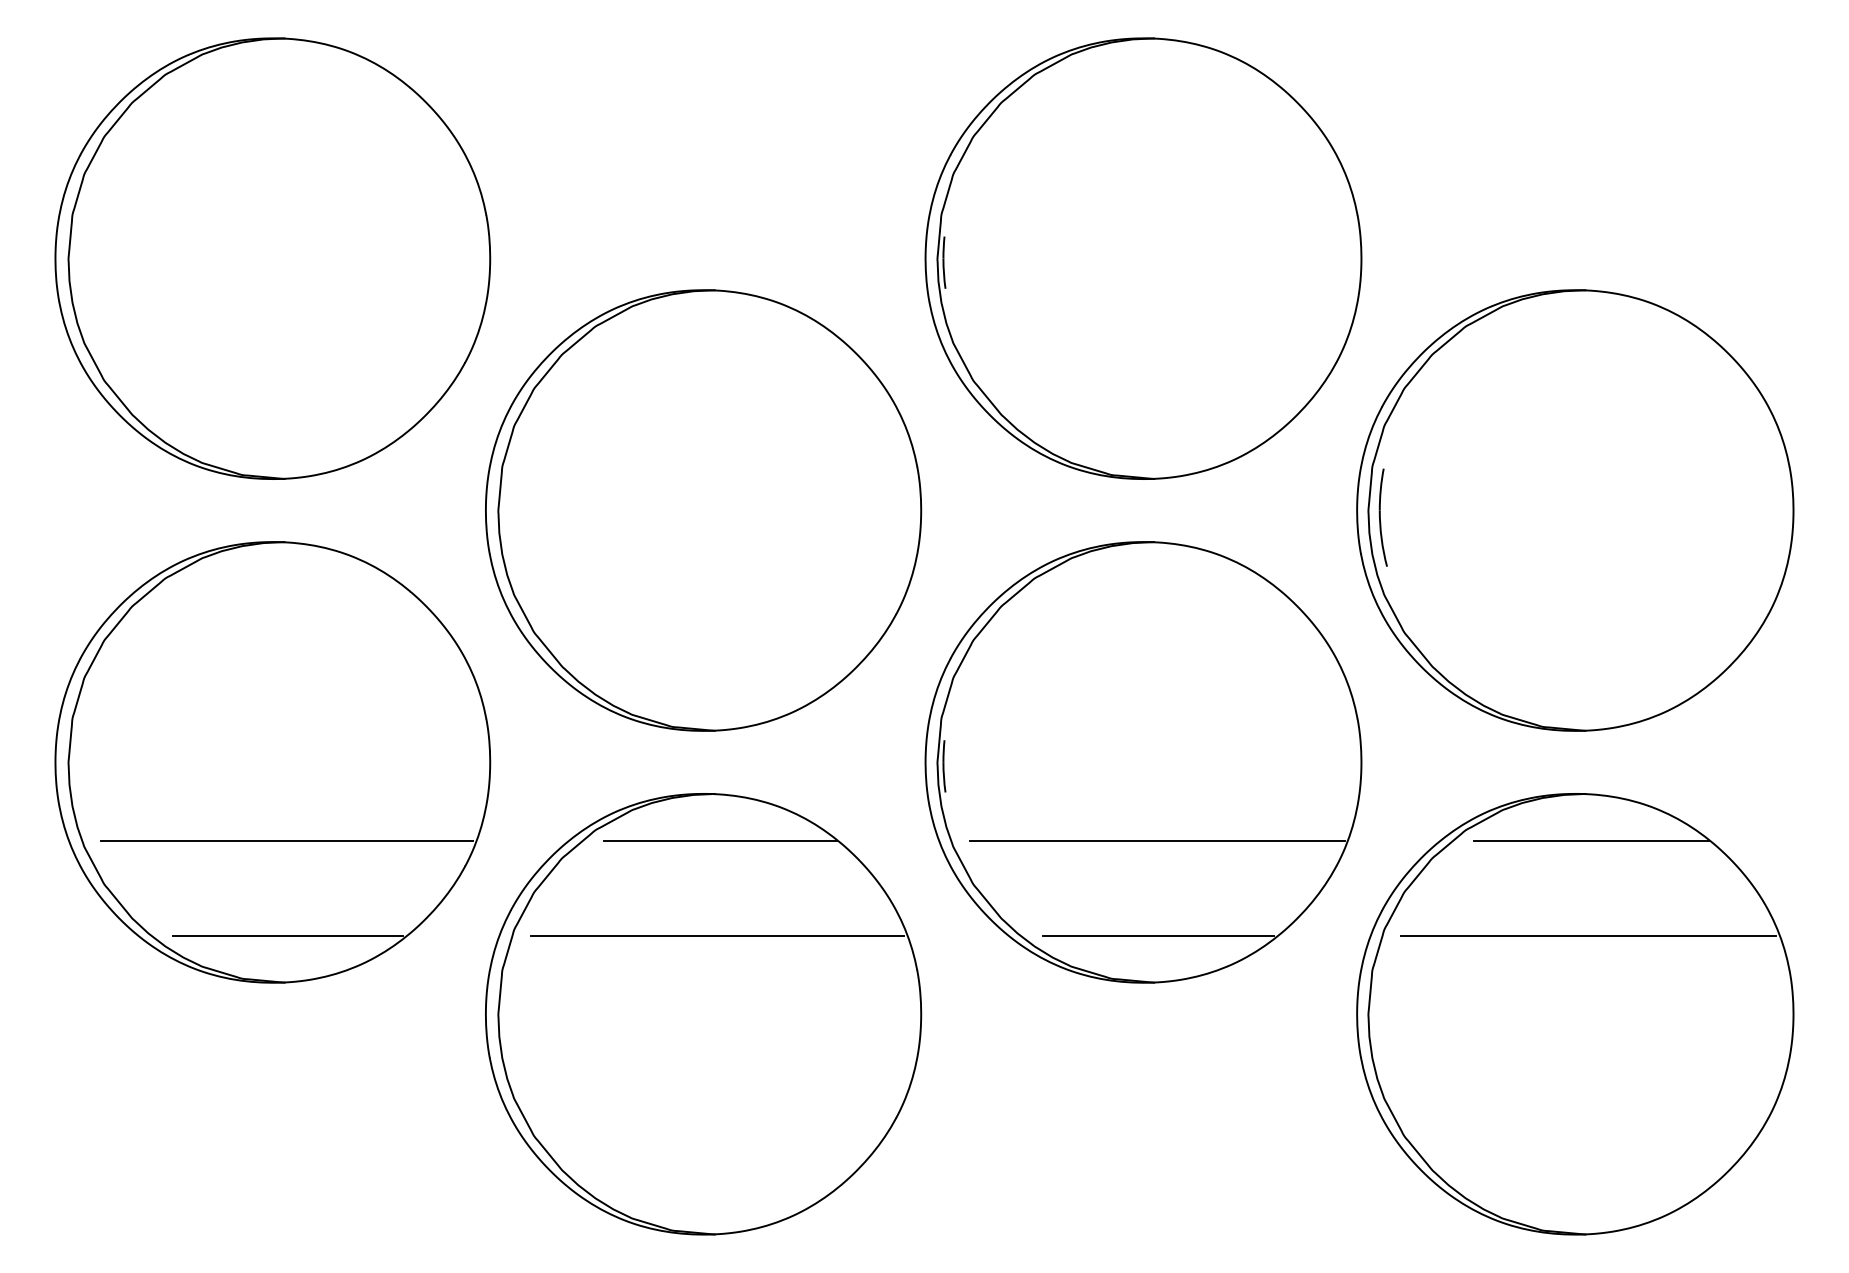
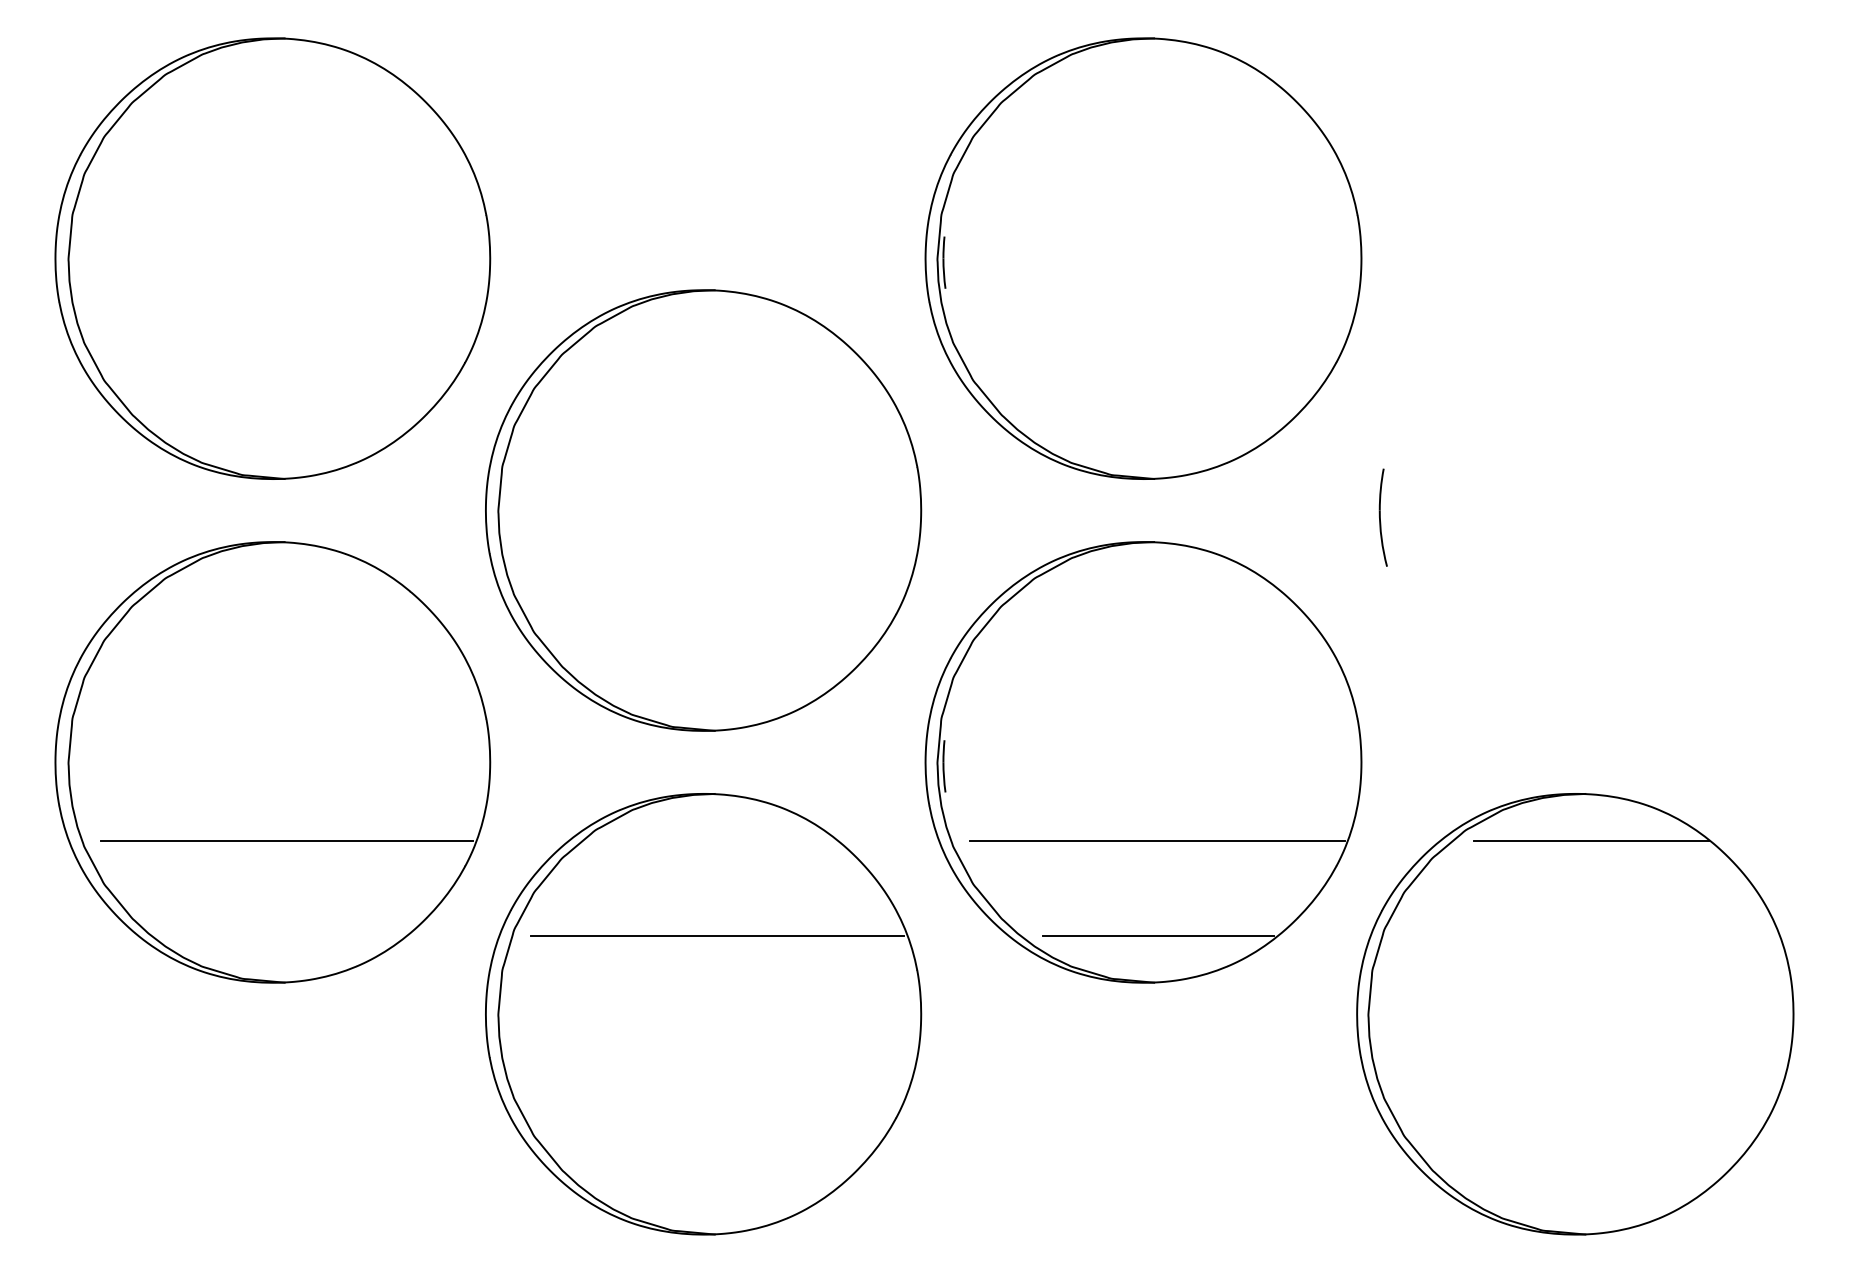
part: present -> none (1575, 510)
line: present -> none (720, 841)
line: present -> none (288, 935)
line: present -> none (1588, 935)
